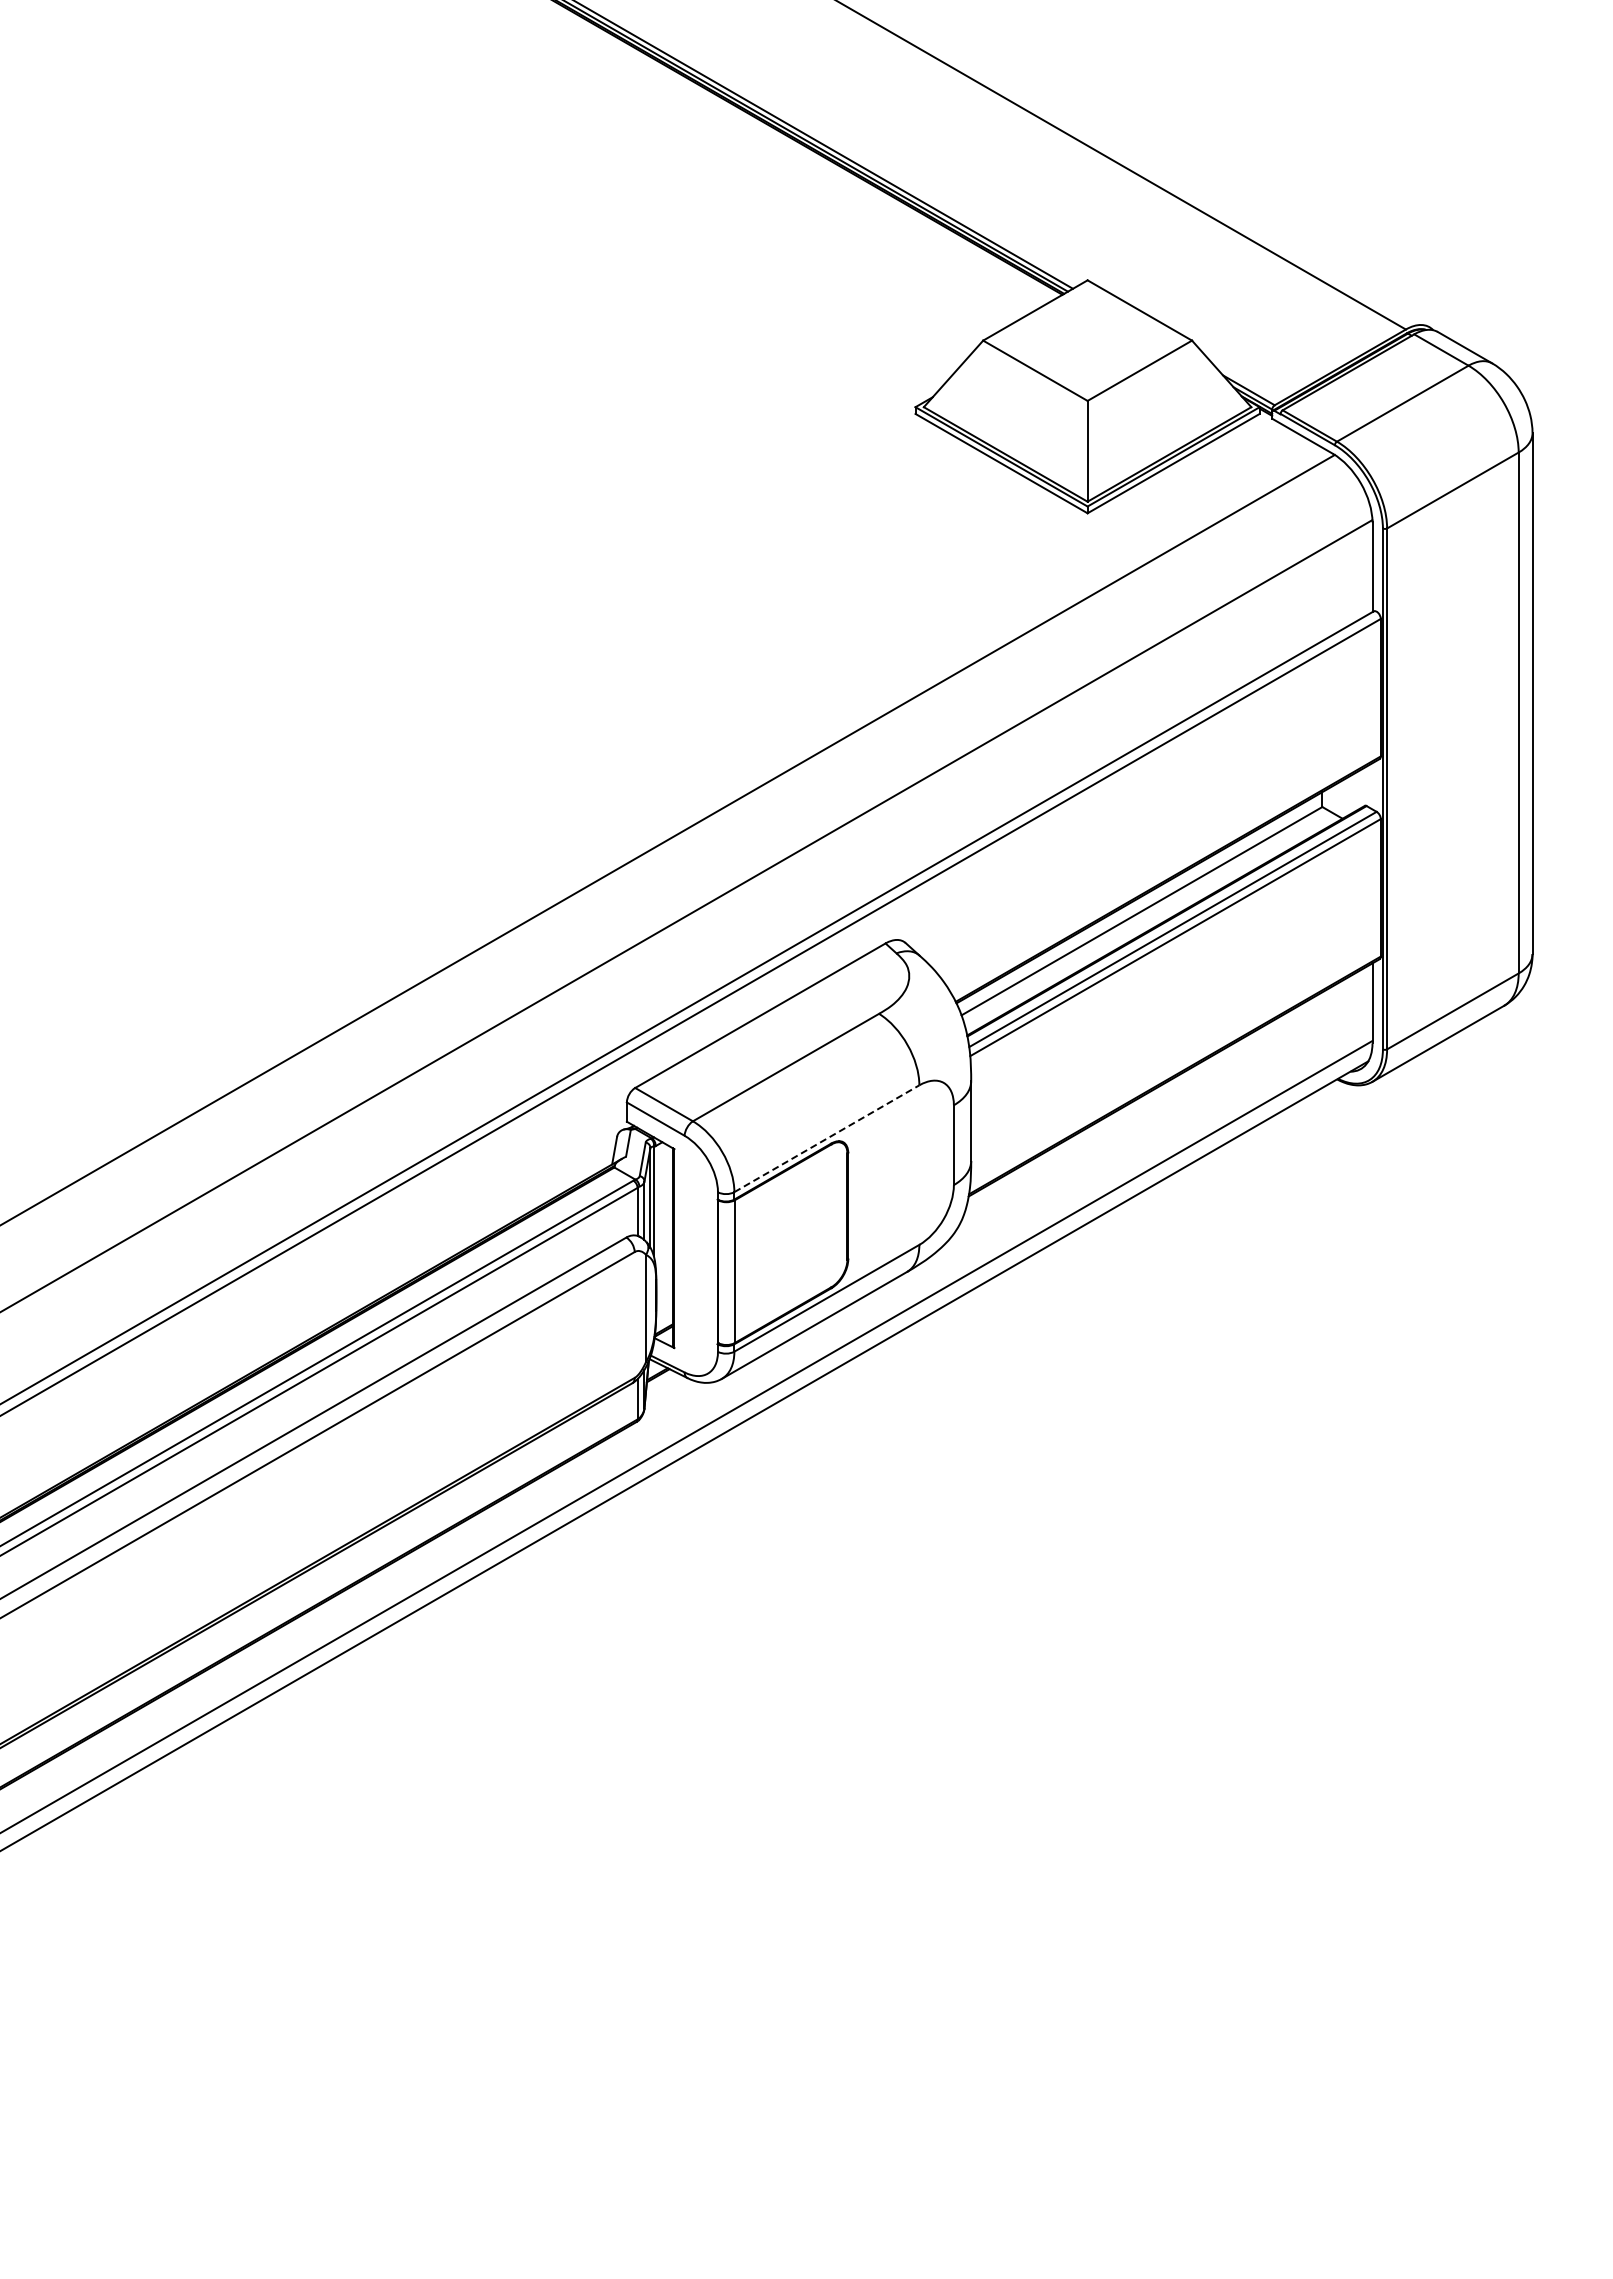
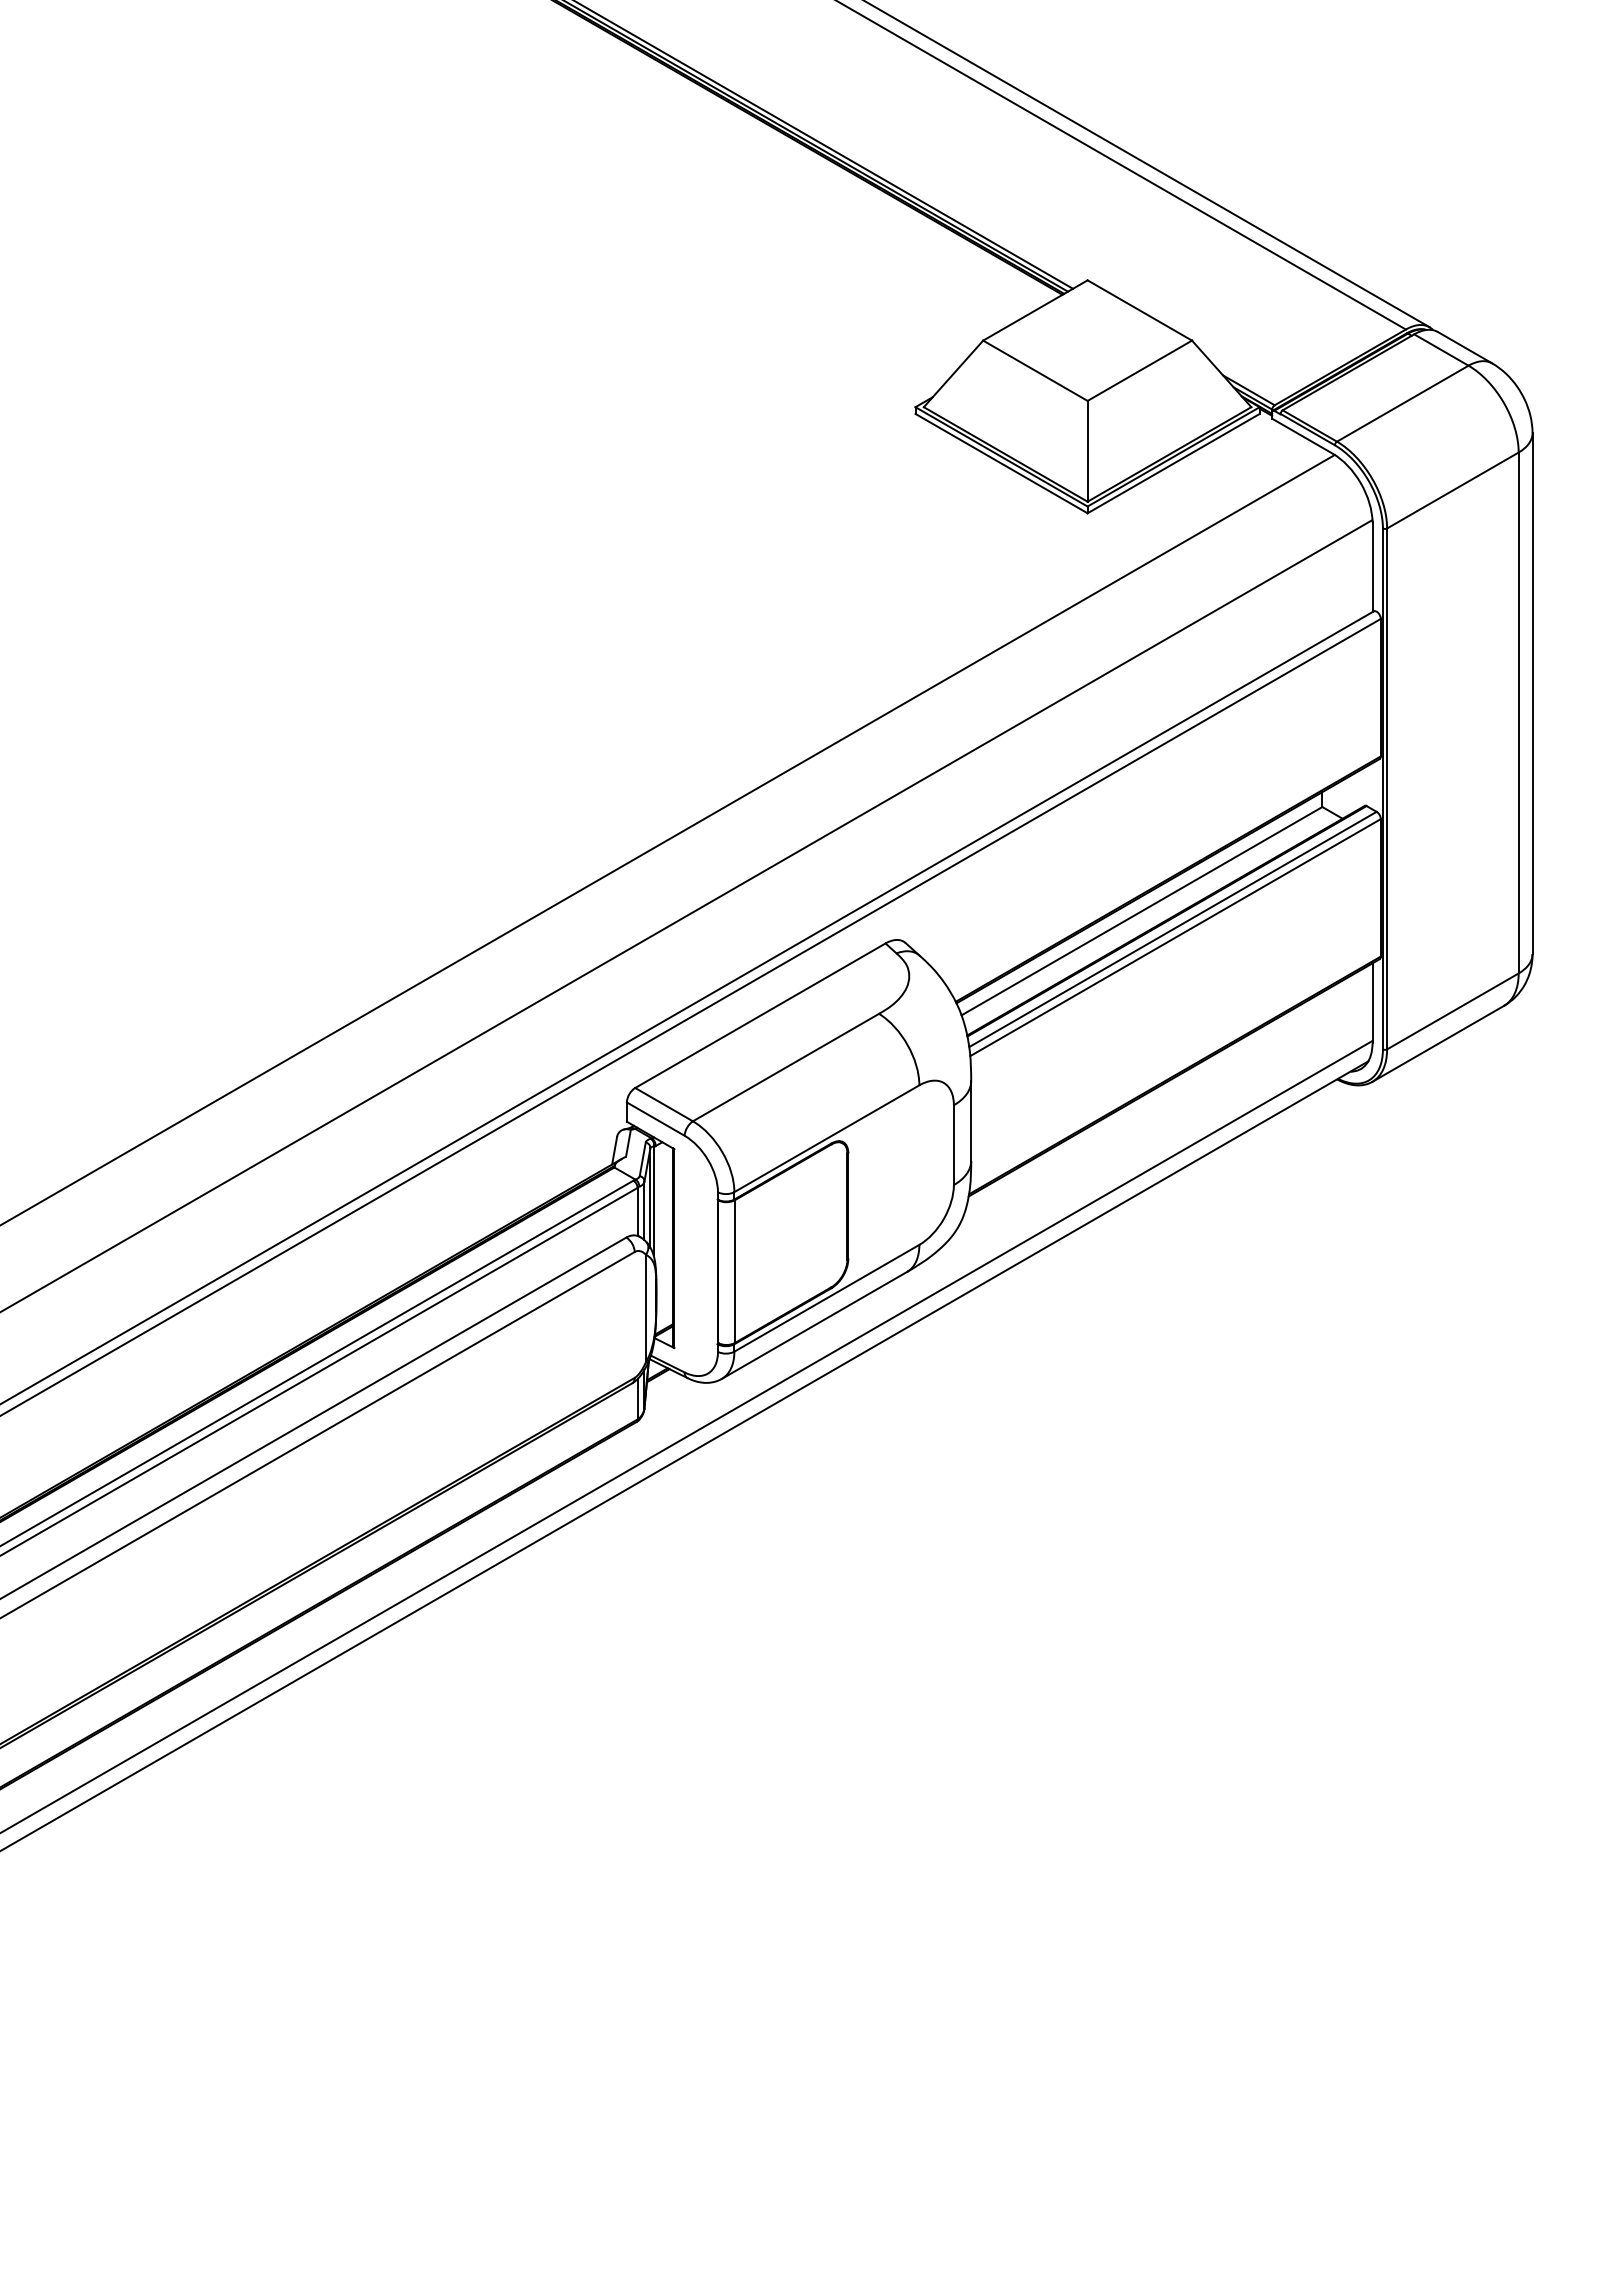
line: none -> present (1147, 164)
line: dashed -> solid (826, 1138)
